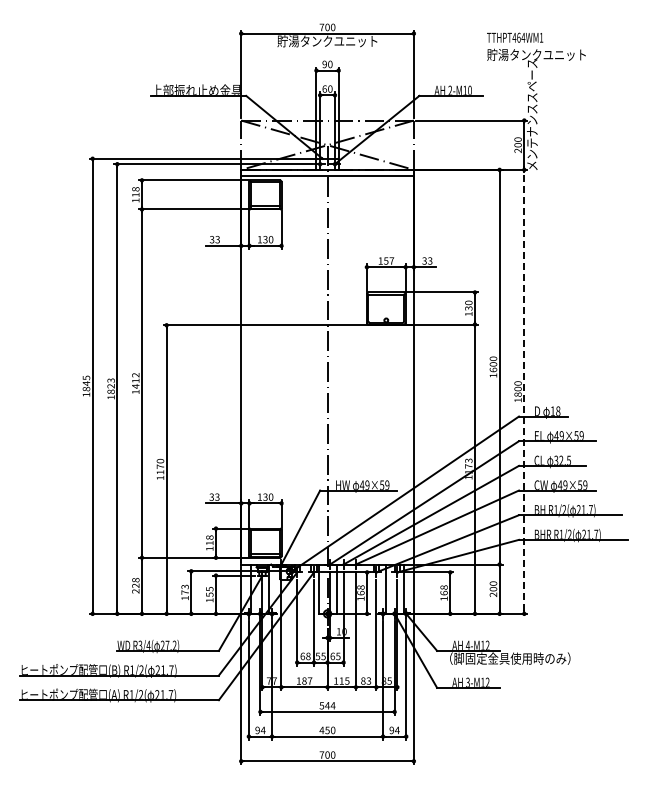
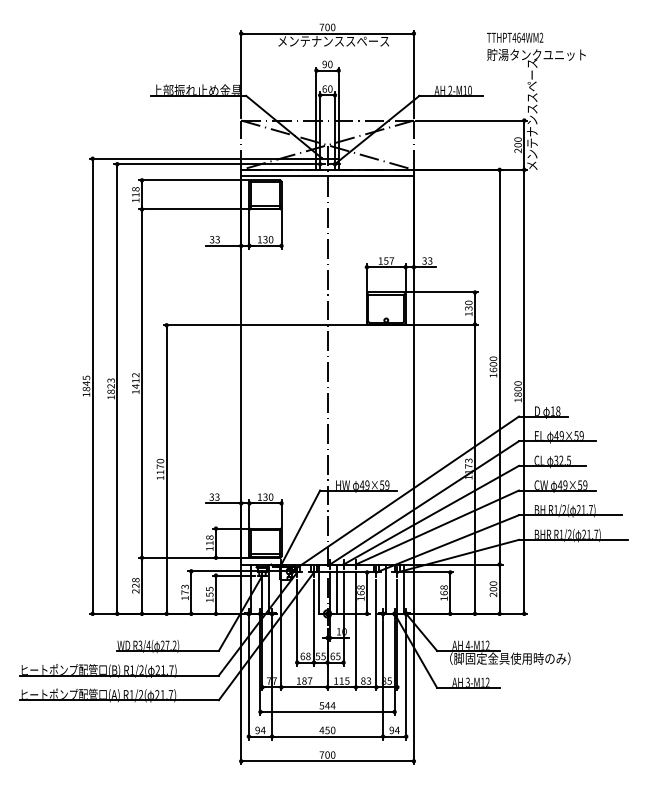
text: TTHPT464WM1 -> TTHPT464WM2 (540, 37)
text: 貯湯タンクユニット -> メンテナンススペース (333, 41)
line: dashed -> solid (524, 391)
